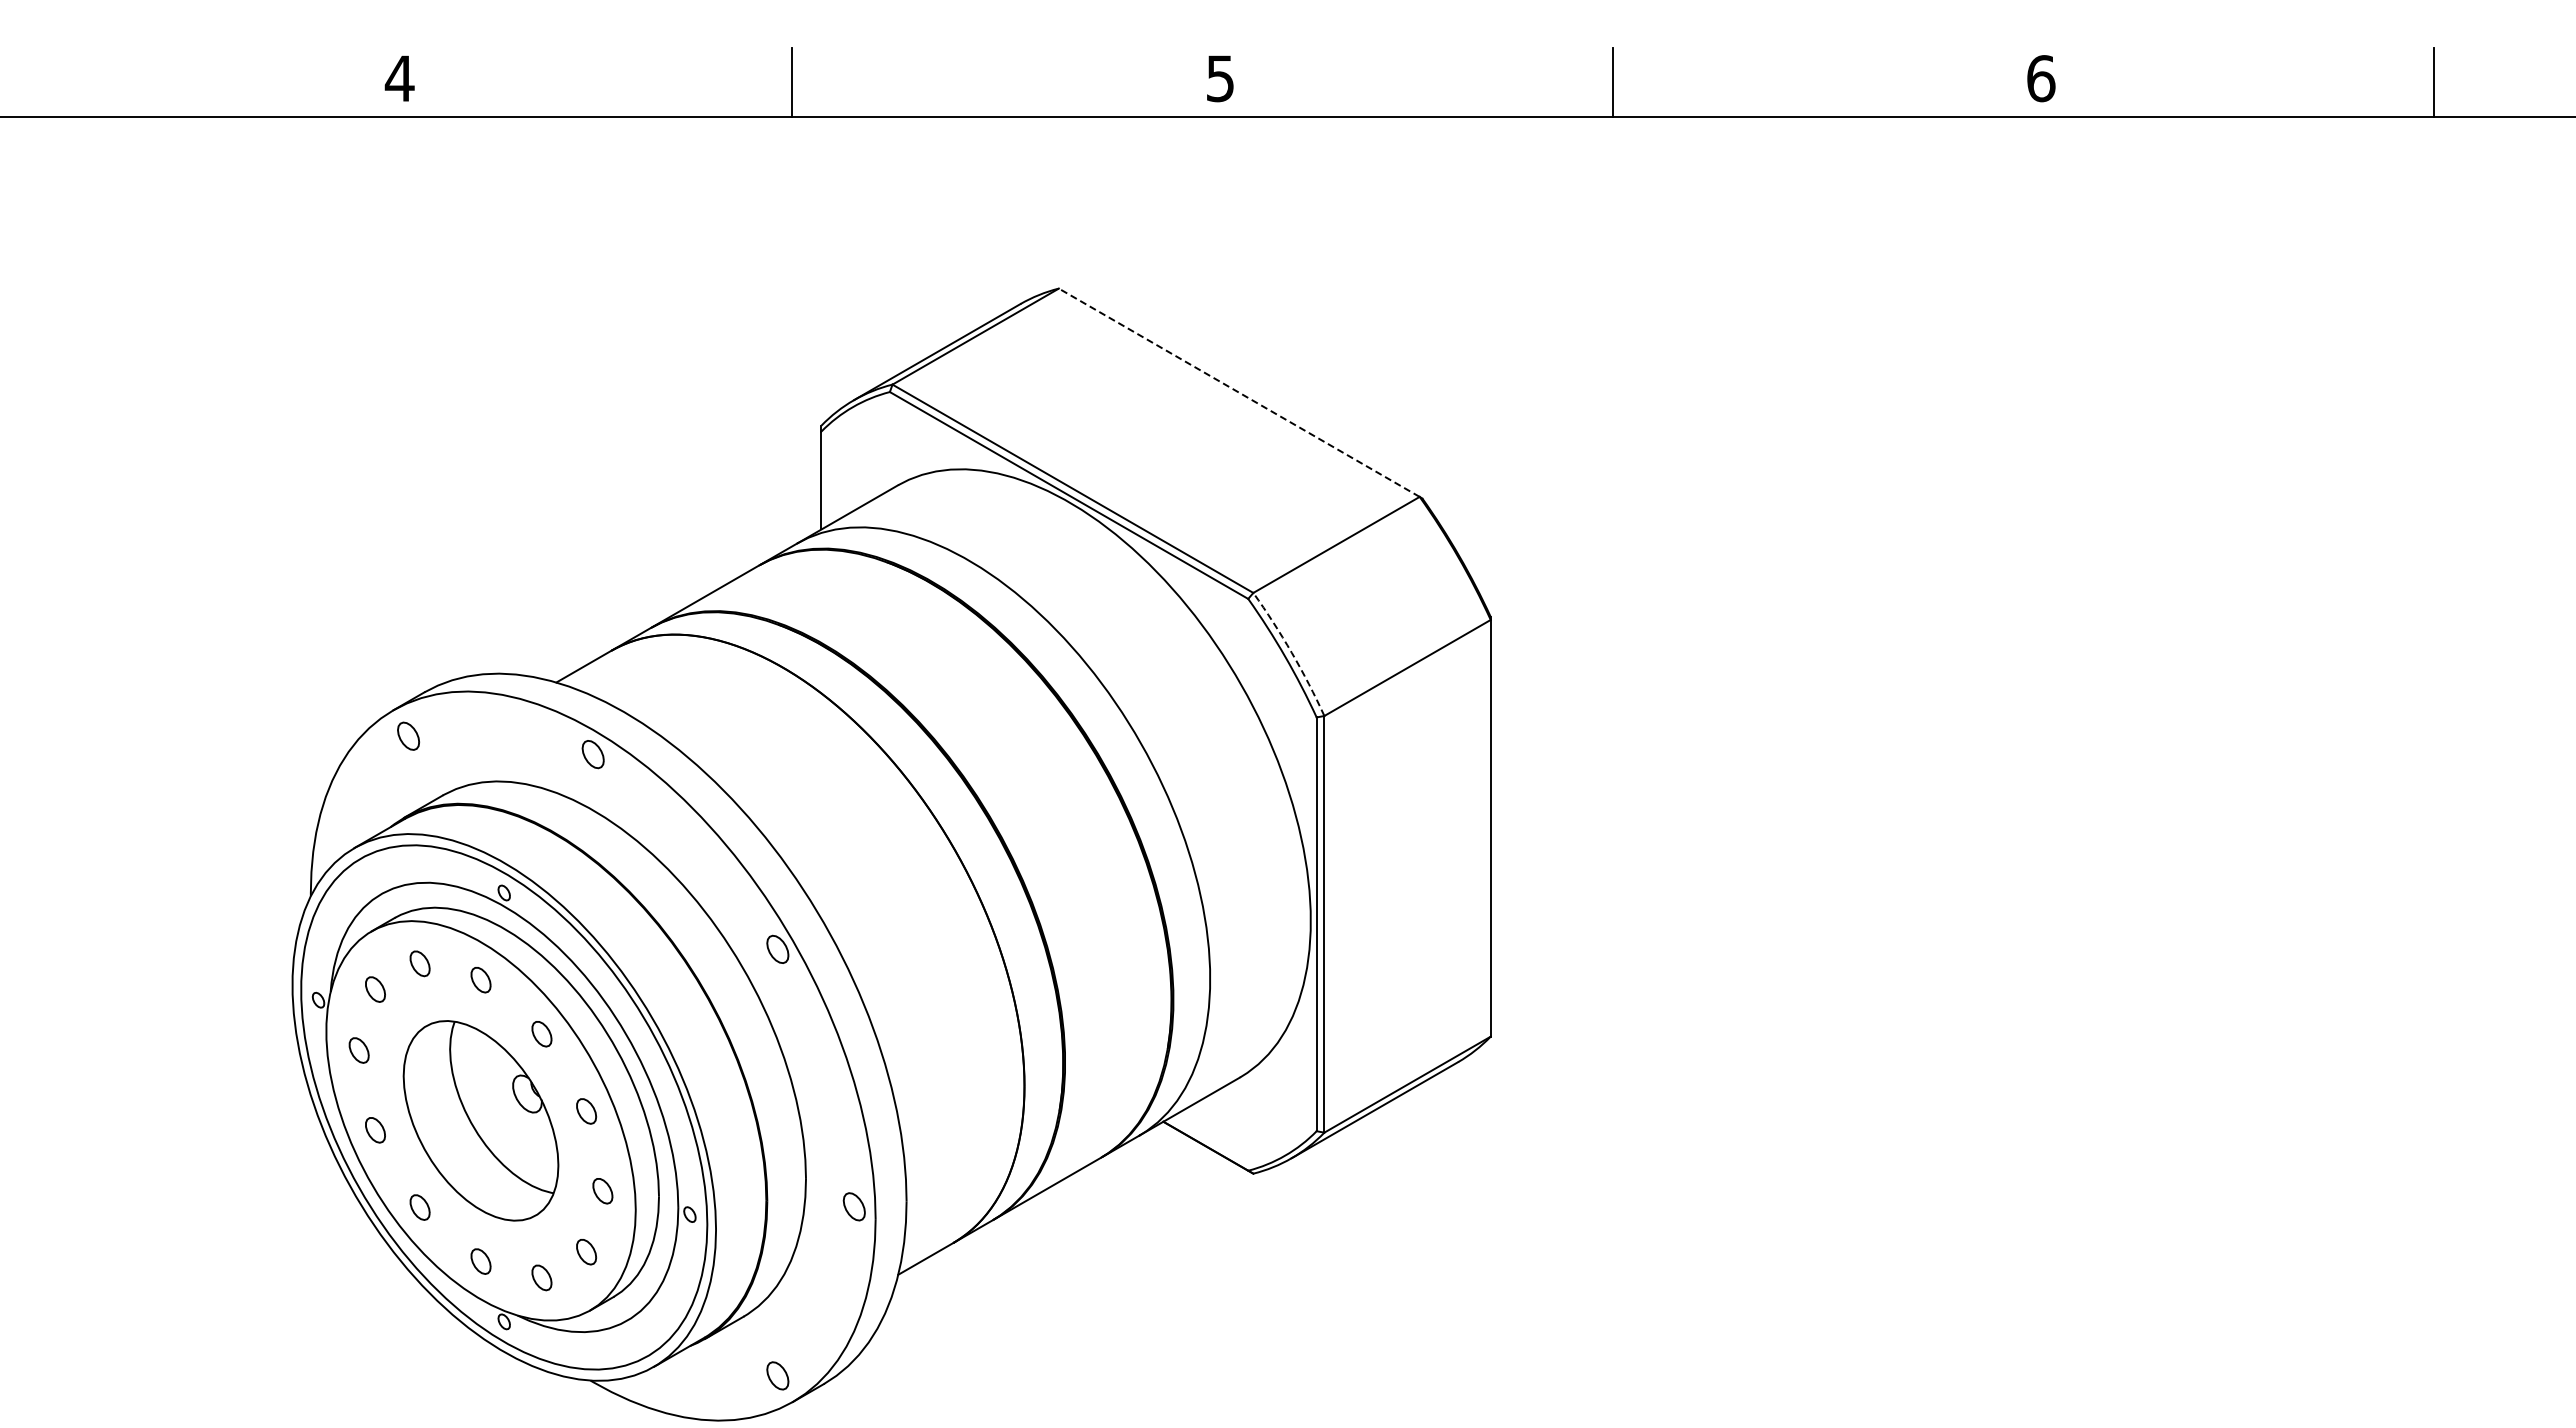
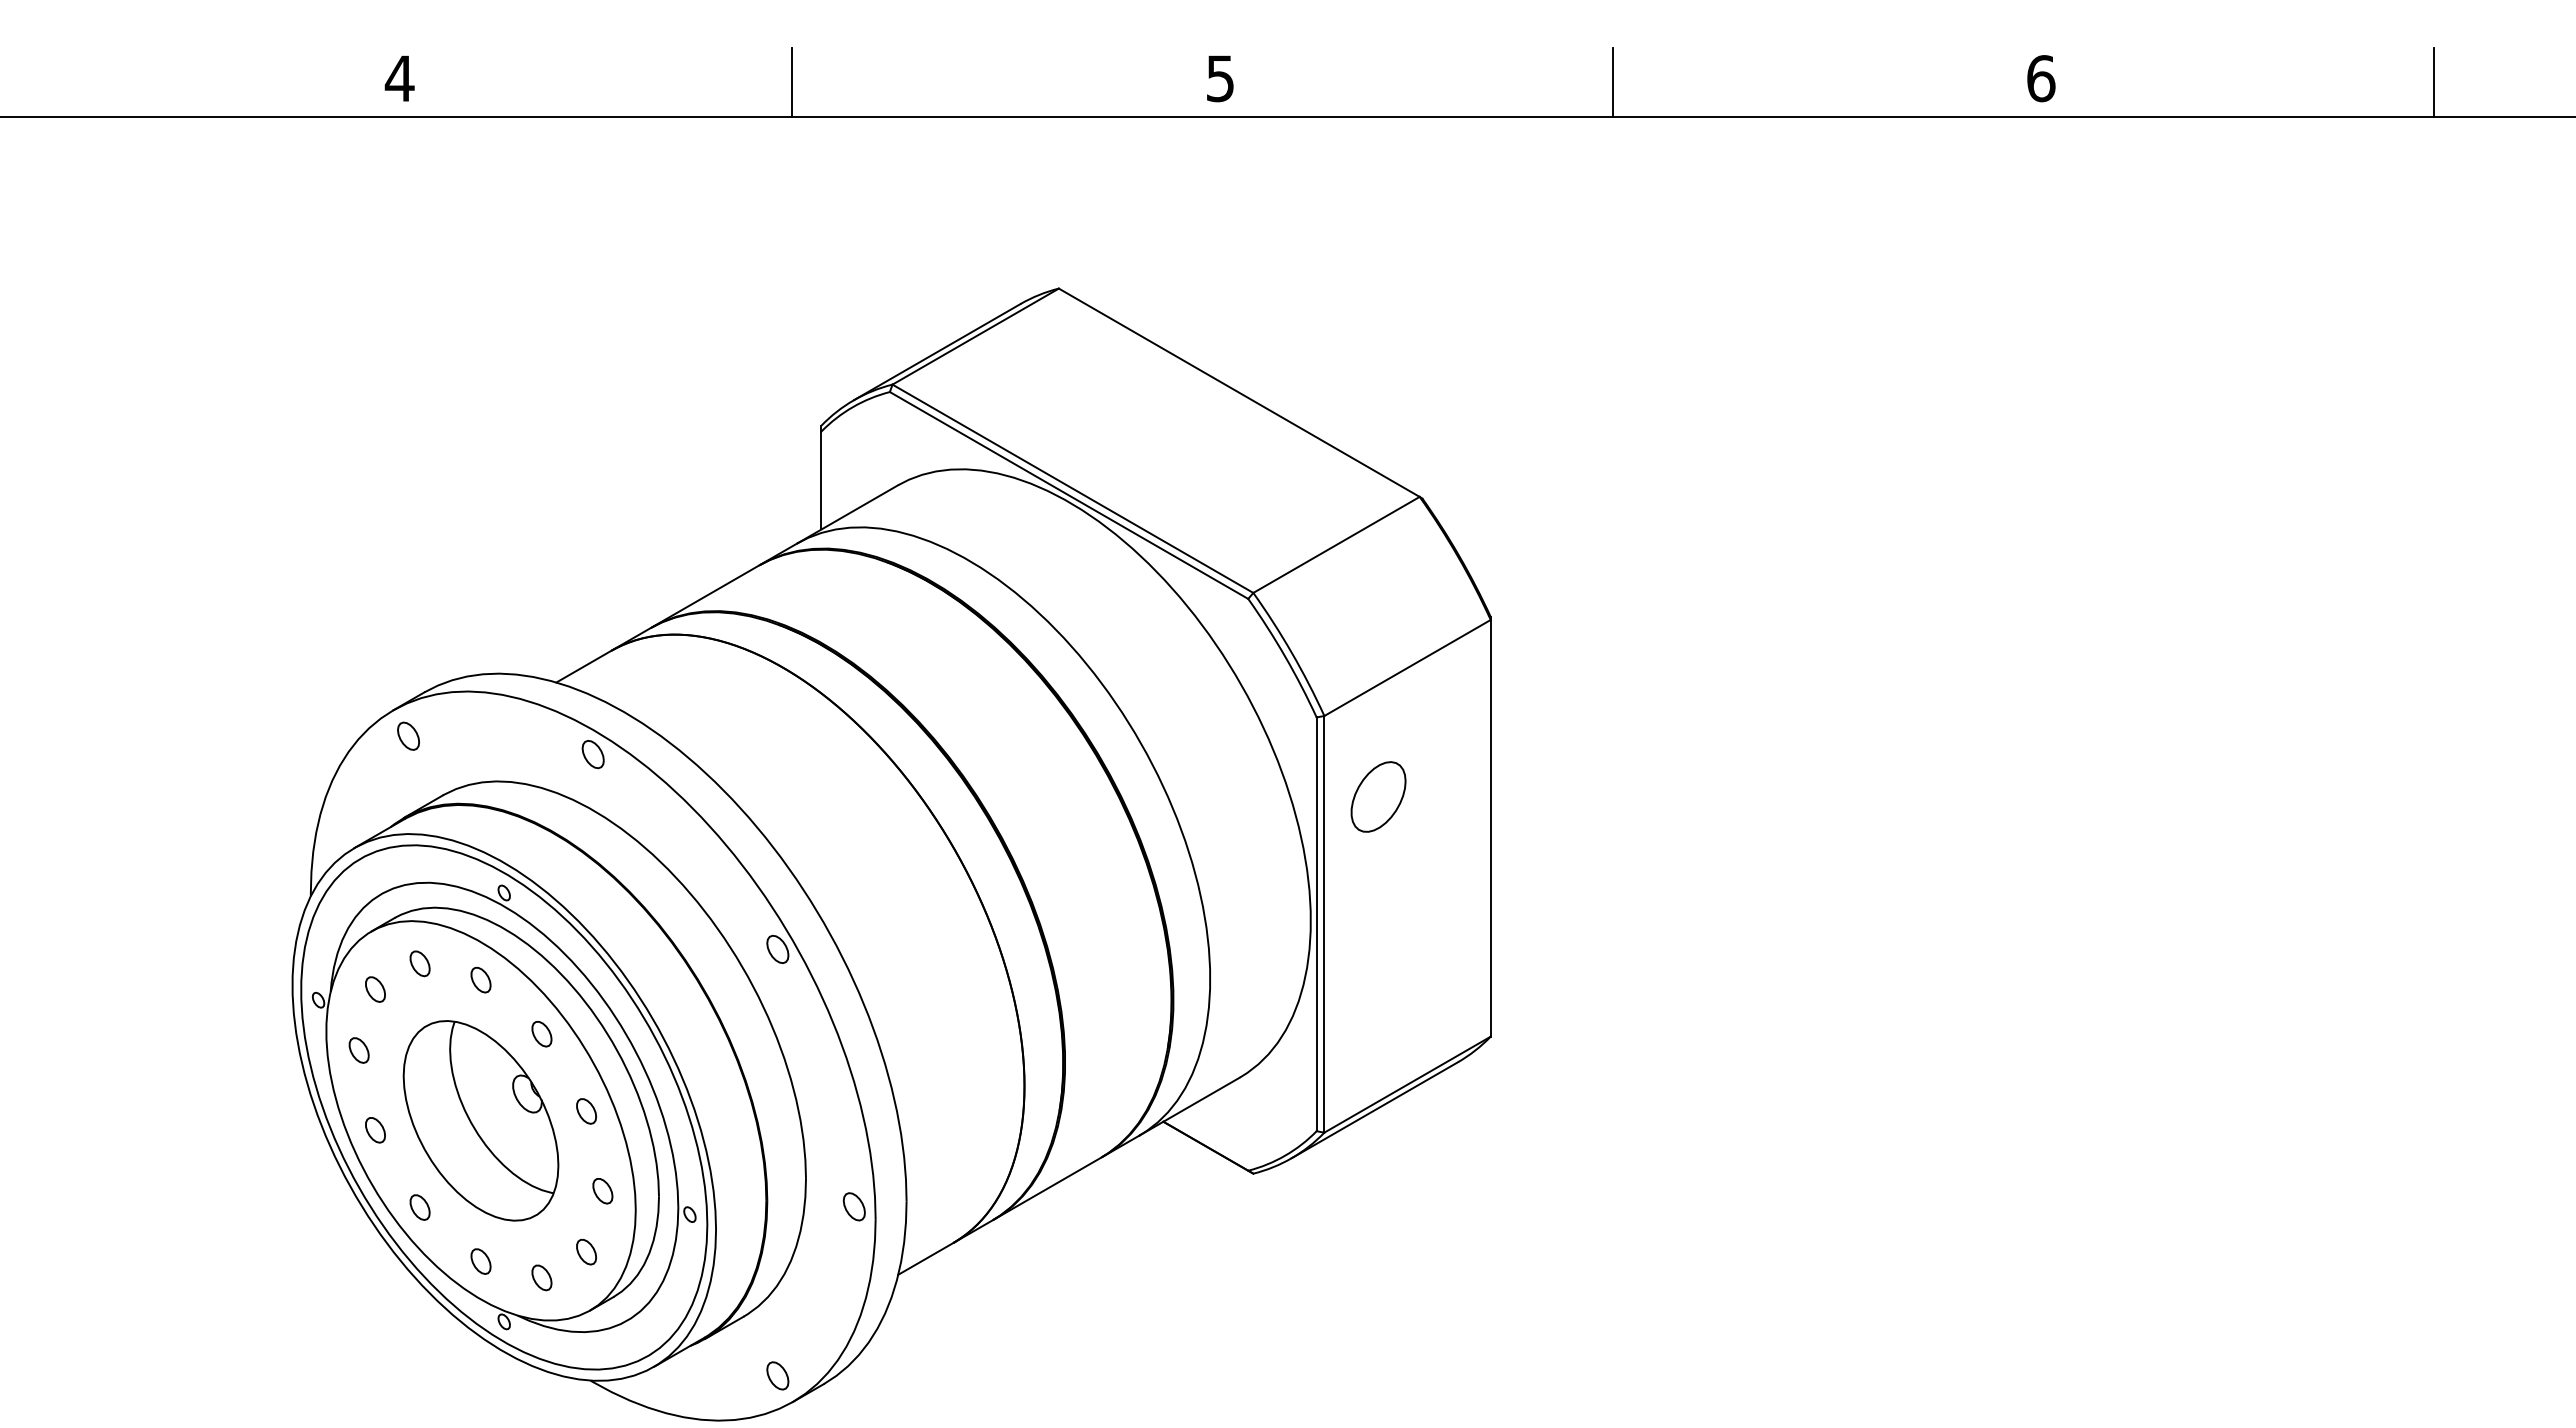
line: dashed -> solid (1238, 392)
arc: dashed -> solid (1291, 652)
part: none -> present (1378, 796)
